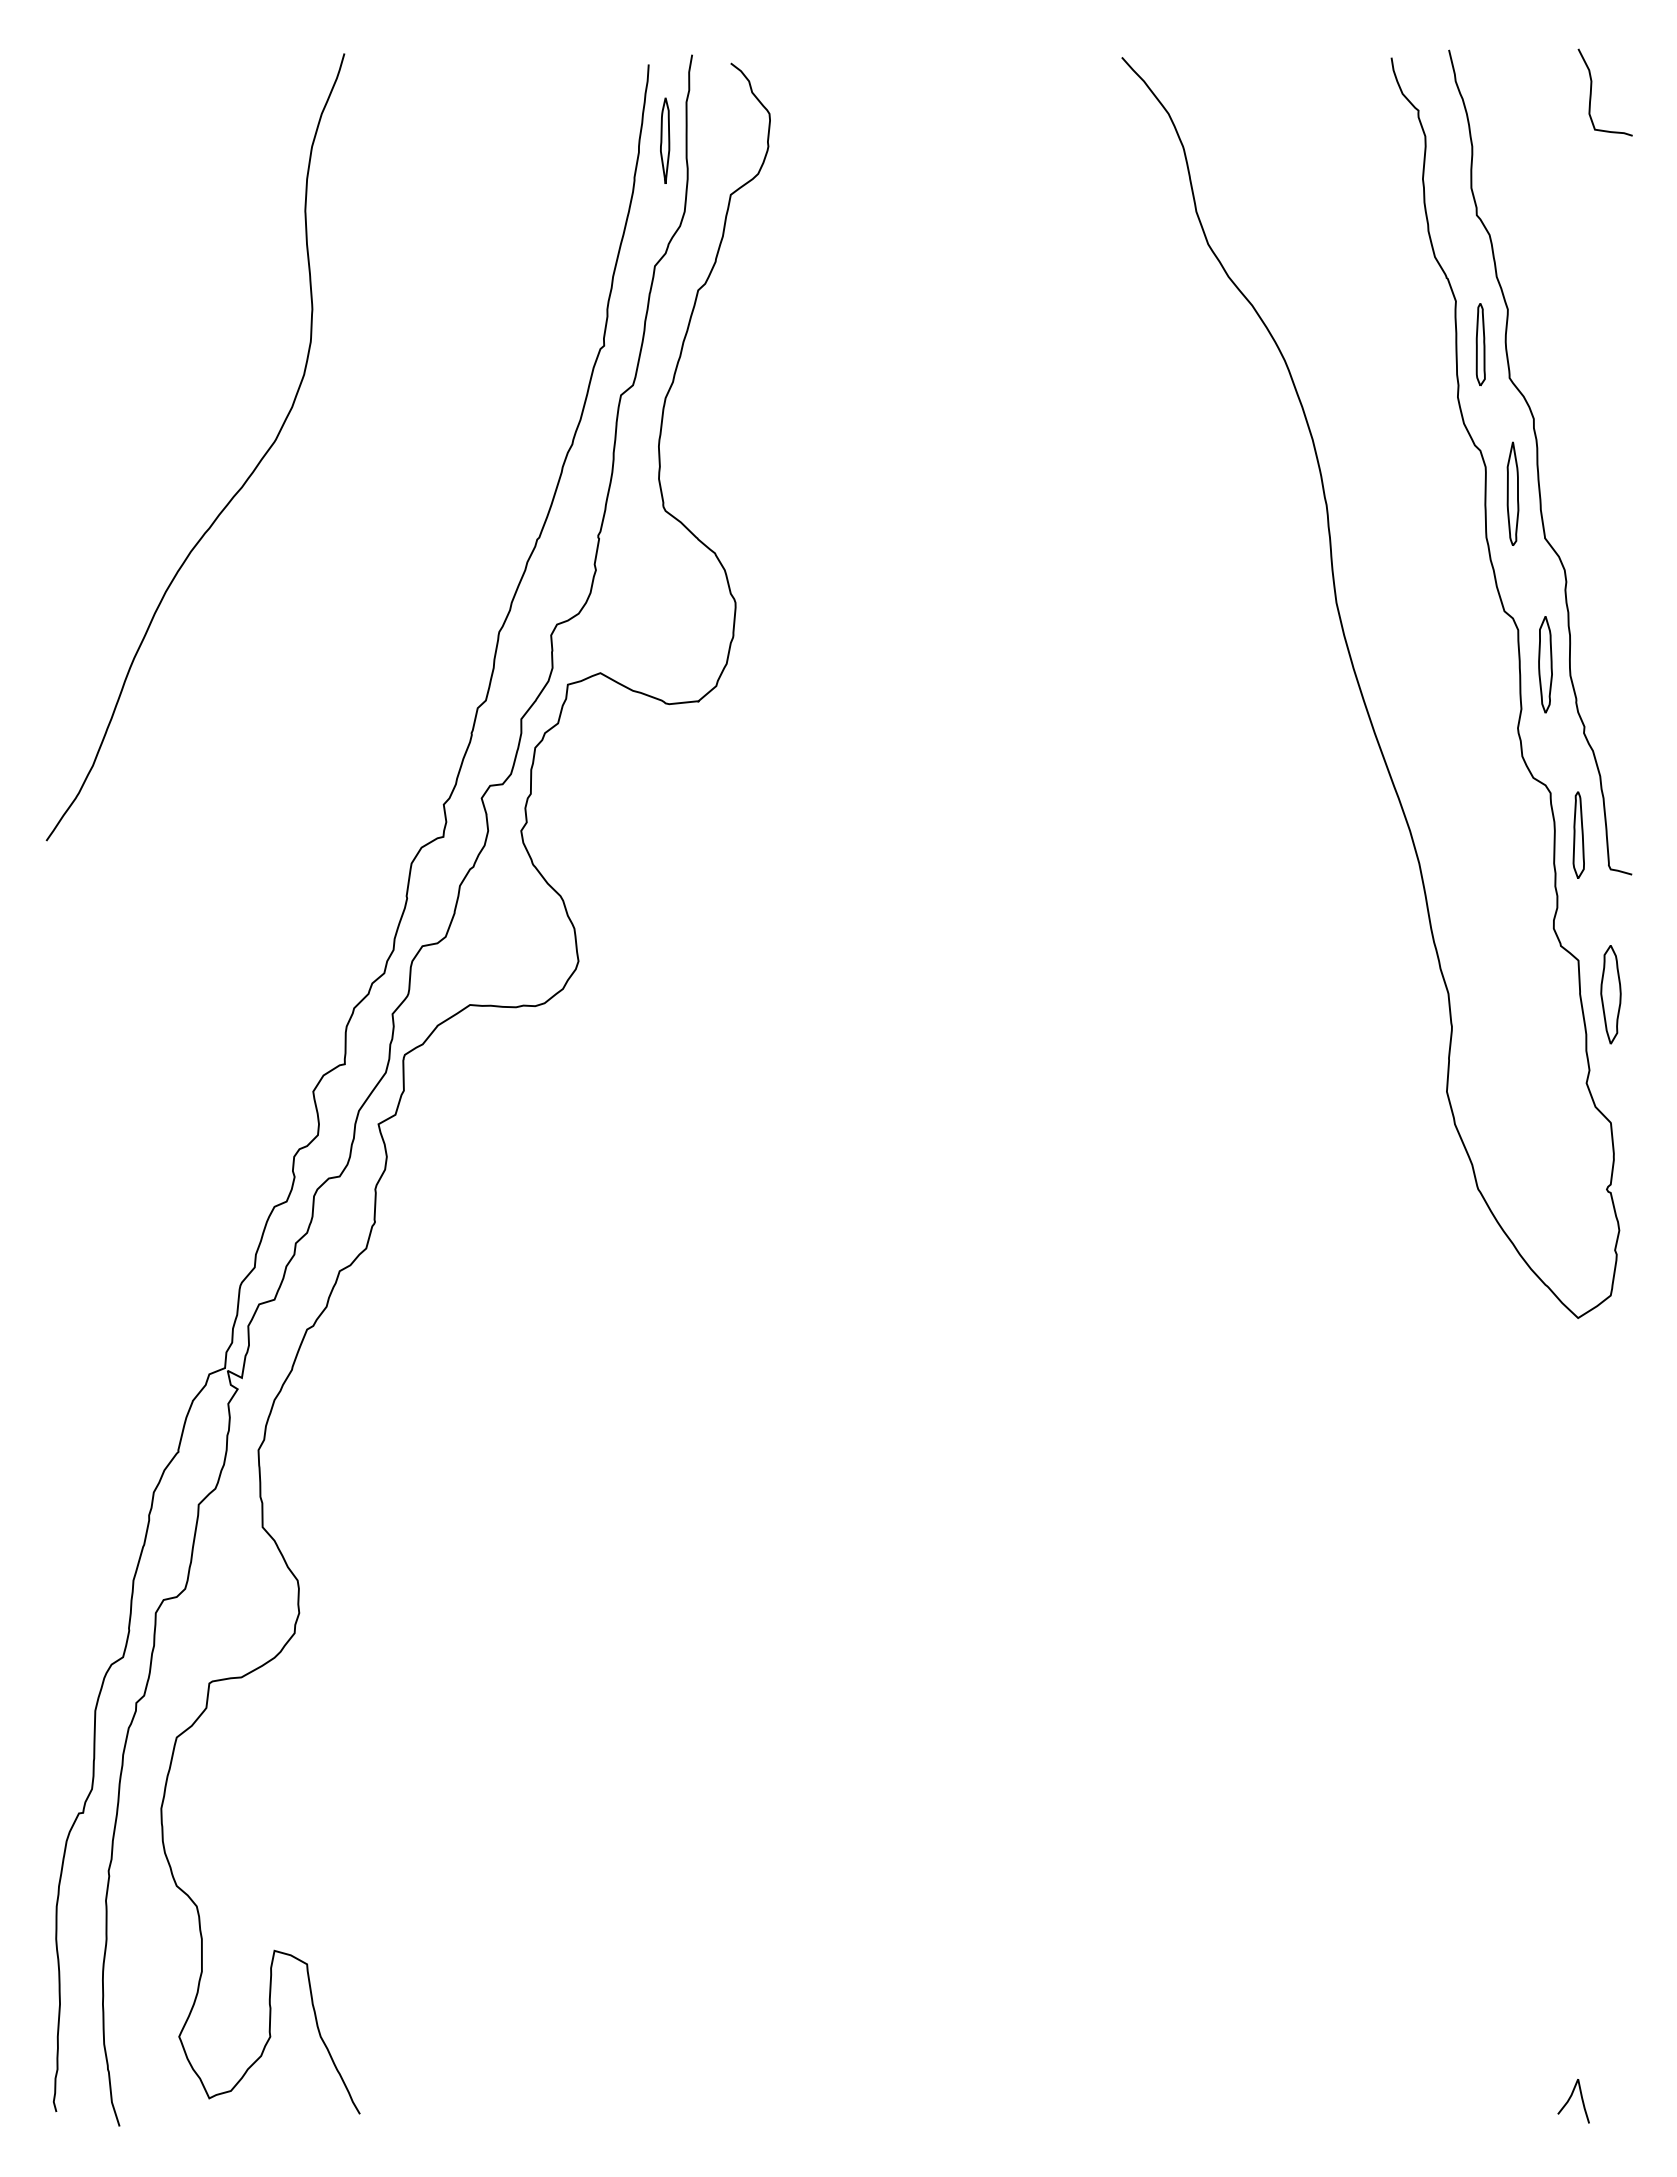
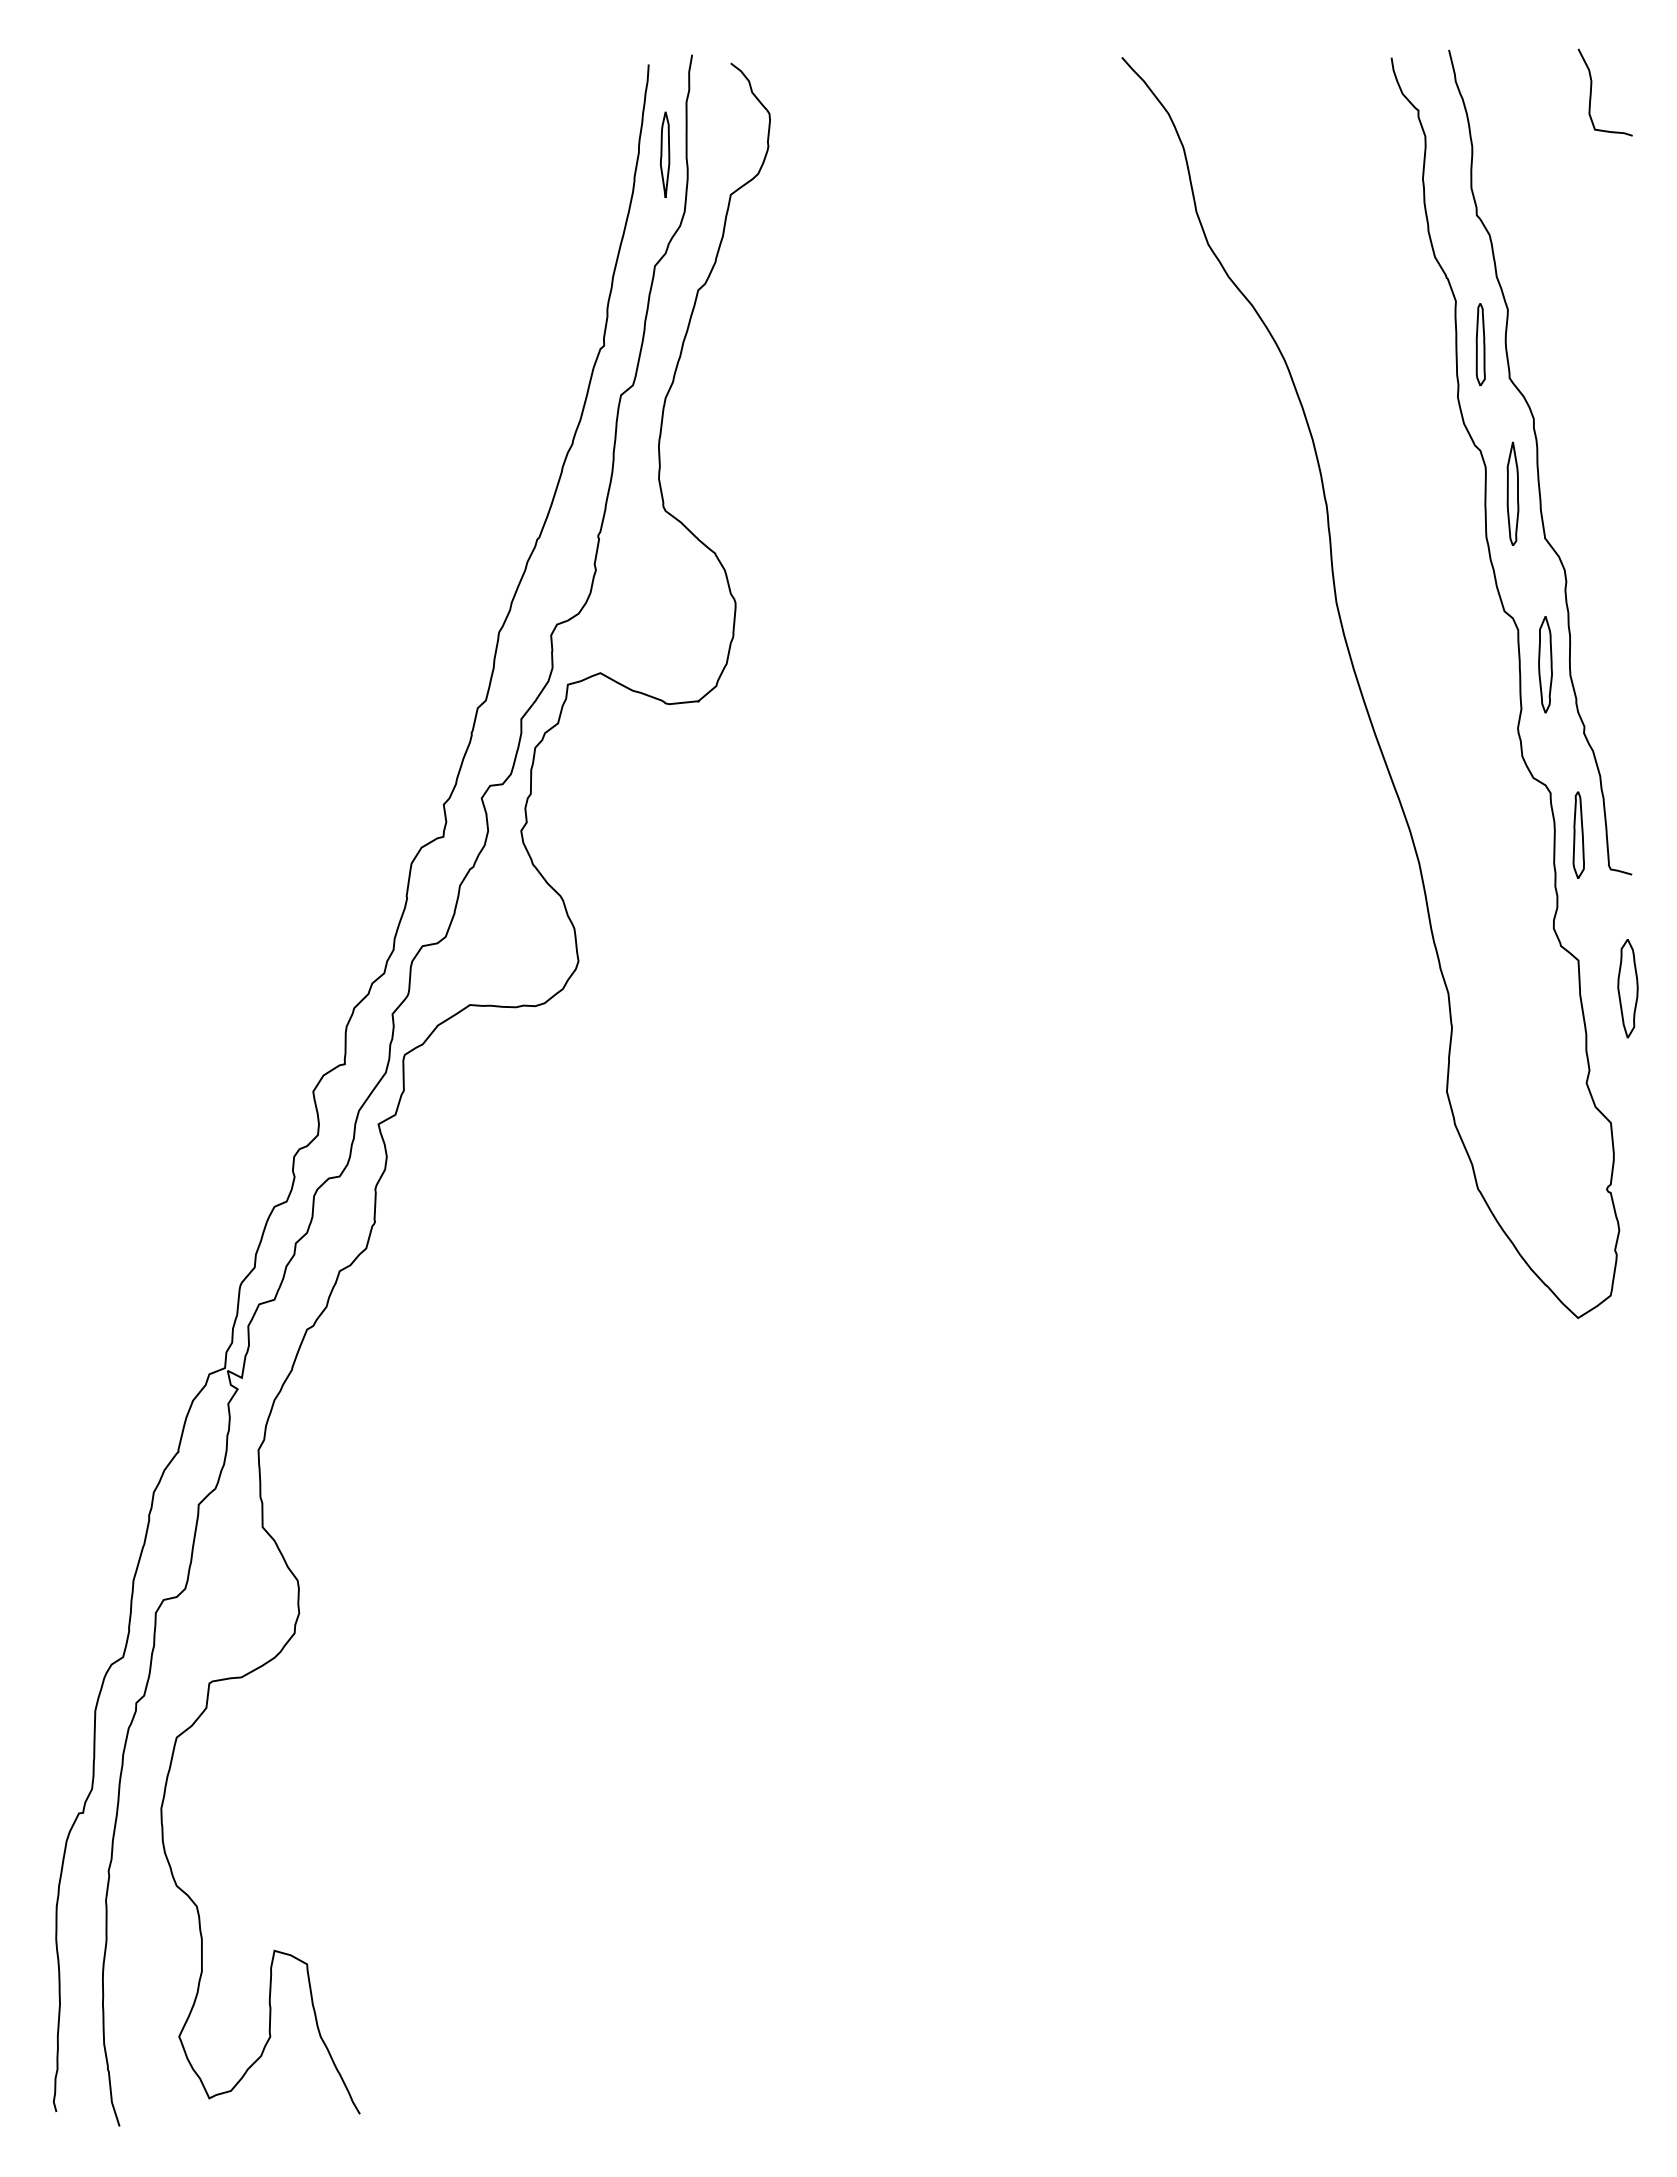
part position: (665, 140) -> (665, 154) (665, 154)
curve: present -> none (242, 484)
part position: (1610, 994) -> (1627, 988) (1627, 988)
curve: present -> none (1570, 2099)
